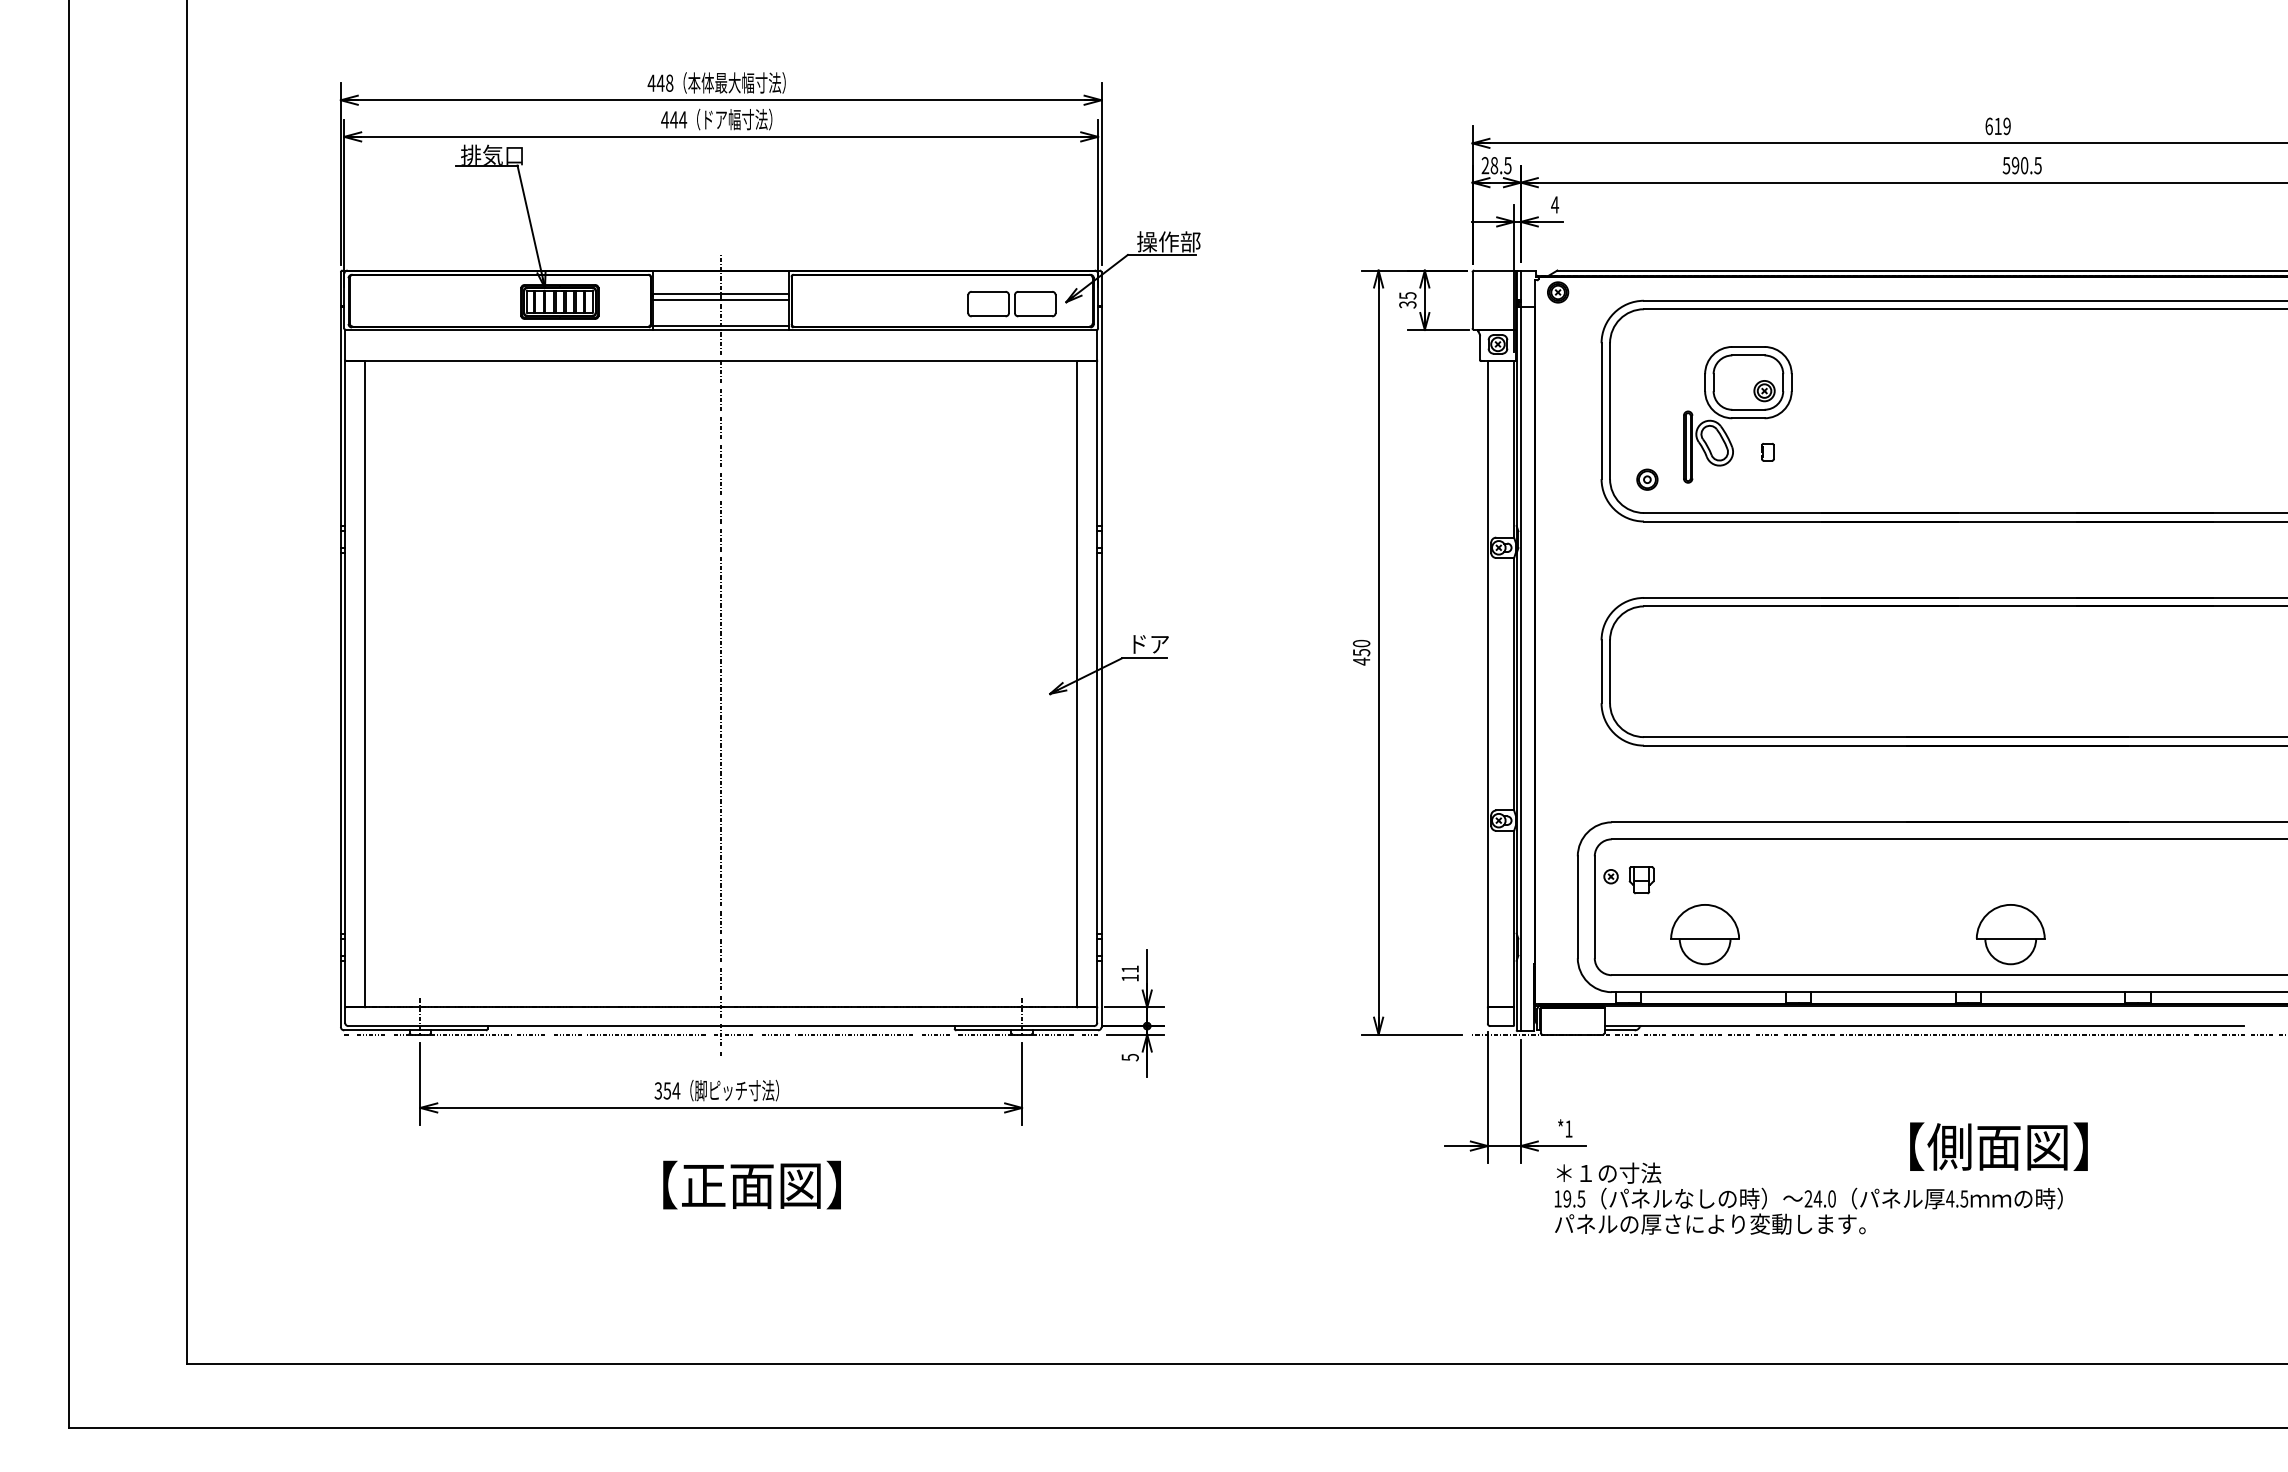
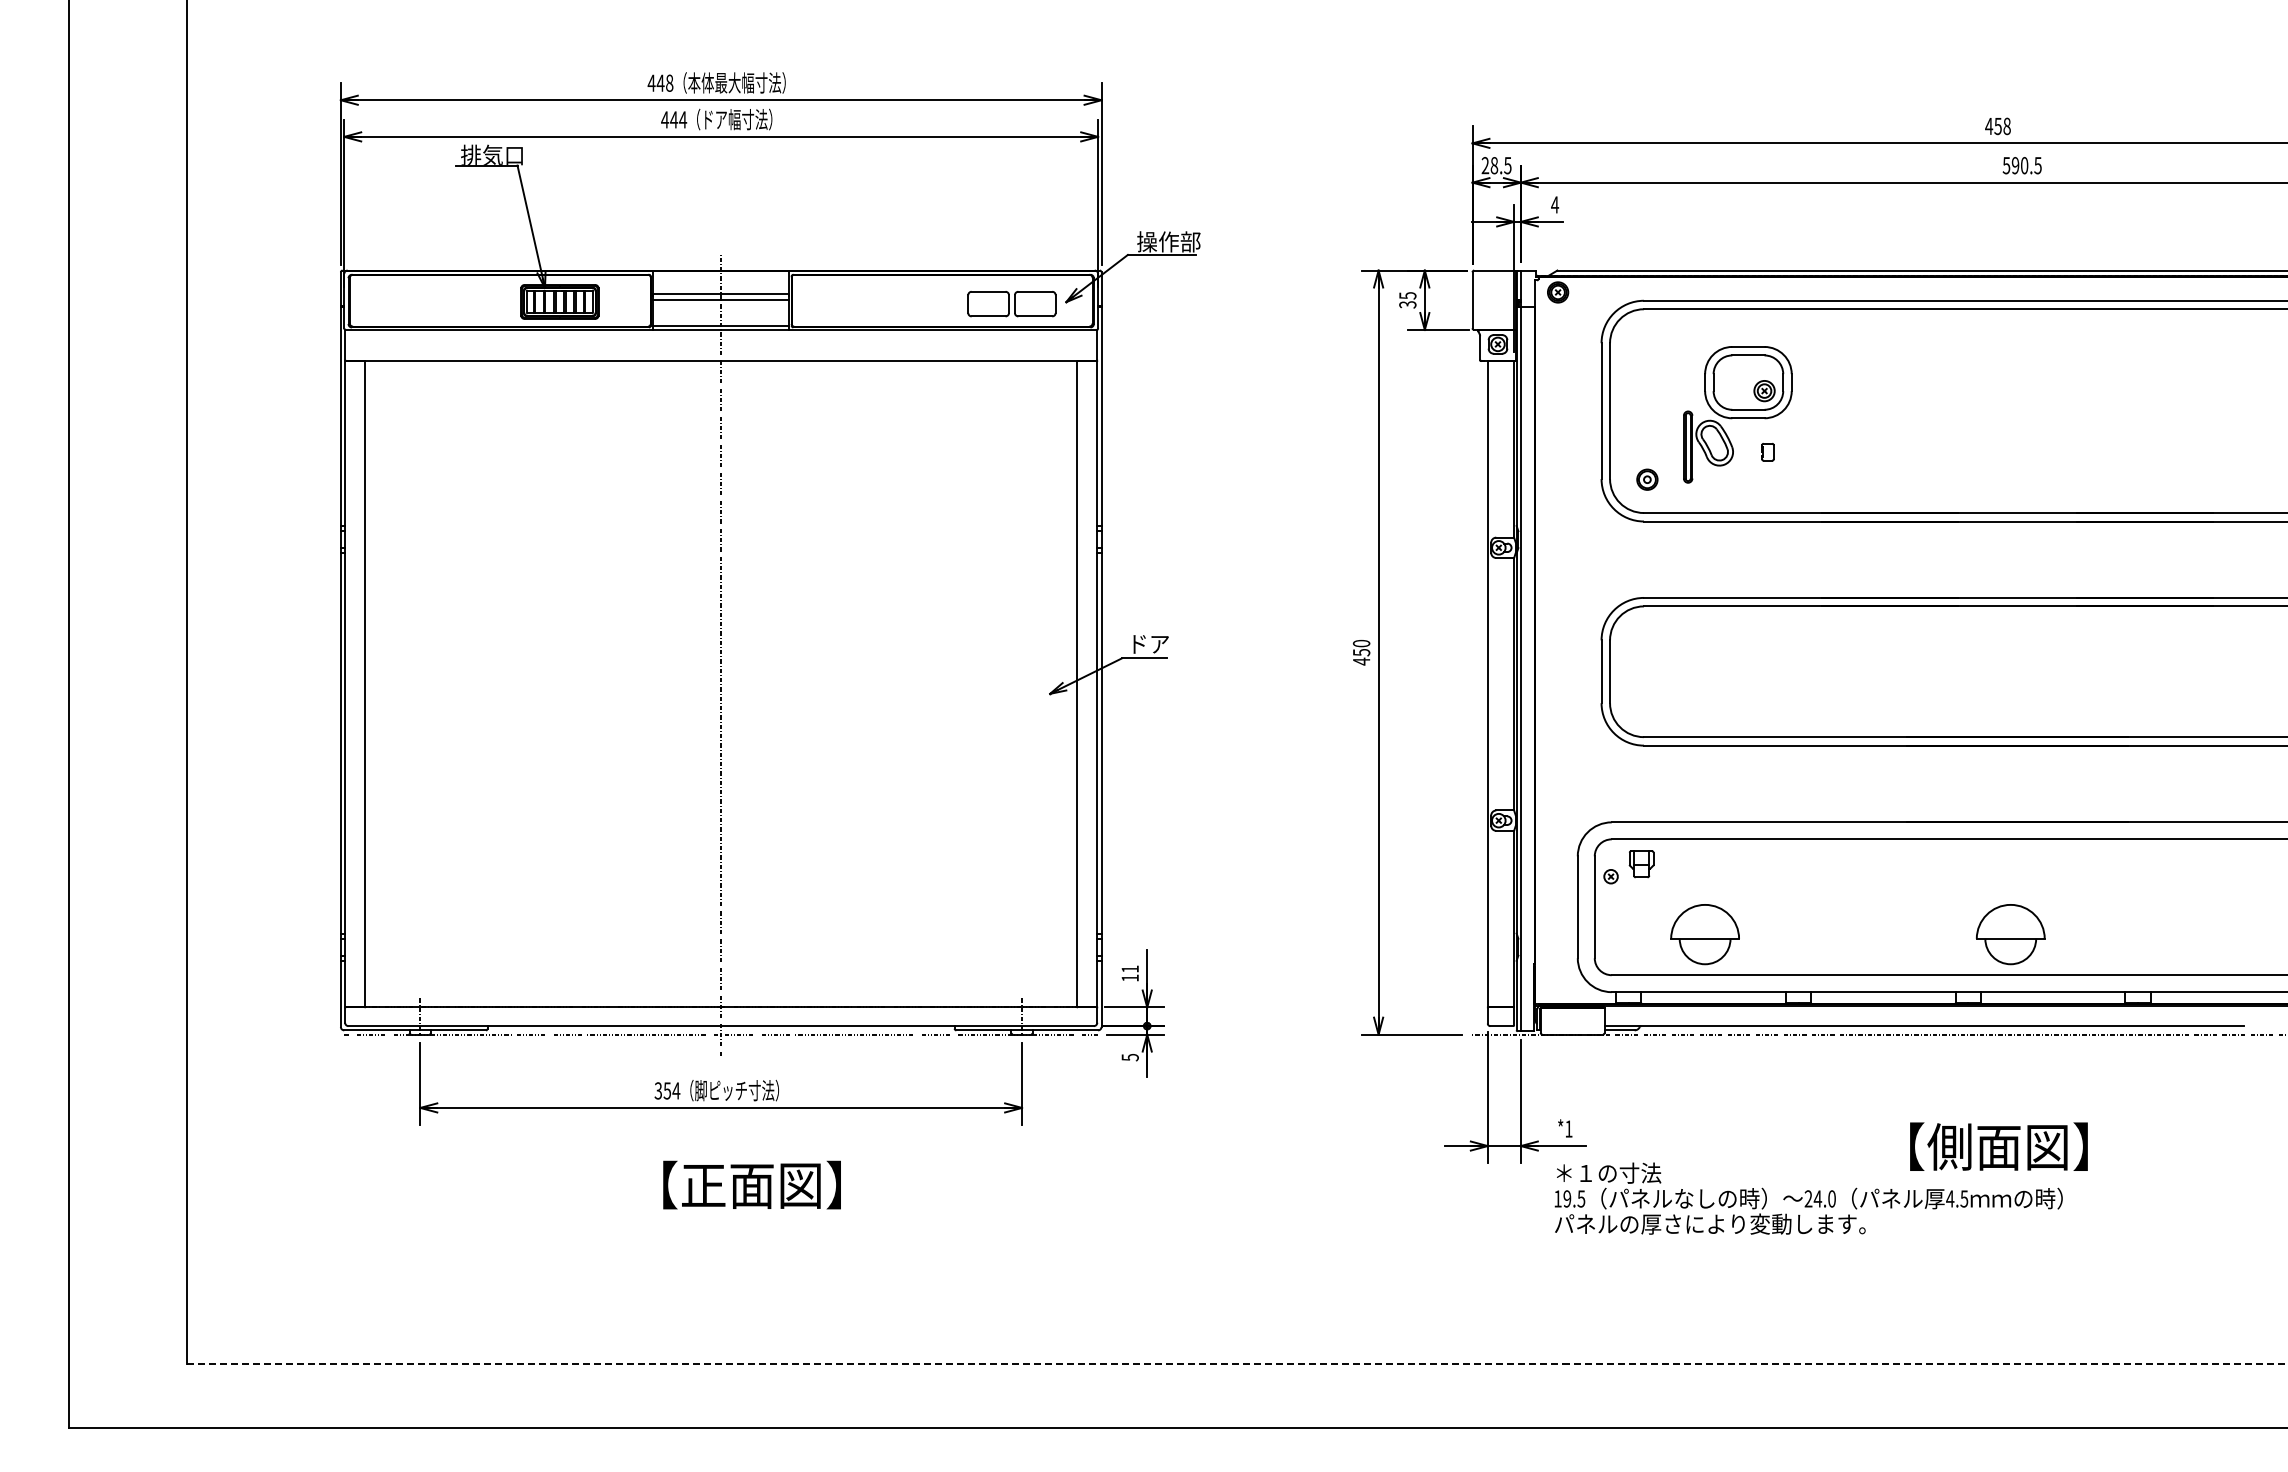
text: 619 -> 458 (1997, 126)
part position: (1641, 880) -> (1641, 864) (1641, 864)
line: solid -> dashed (1237, 1364)
